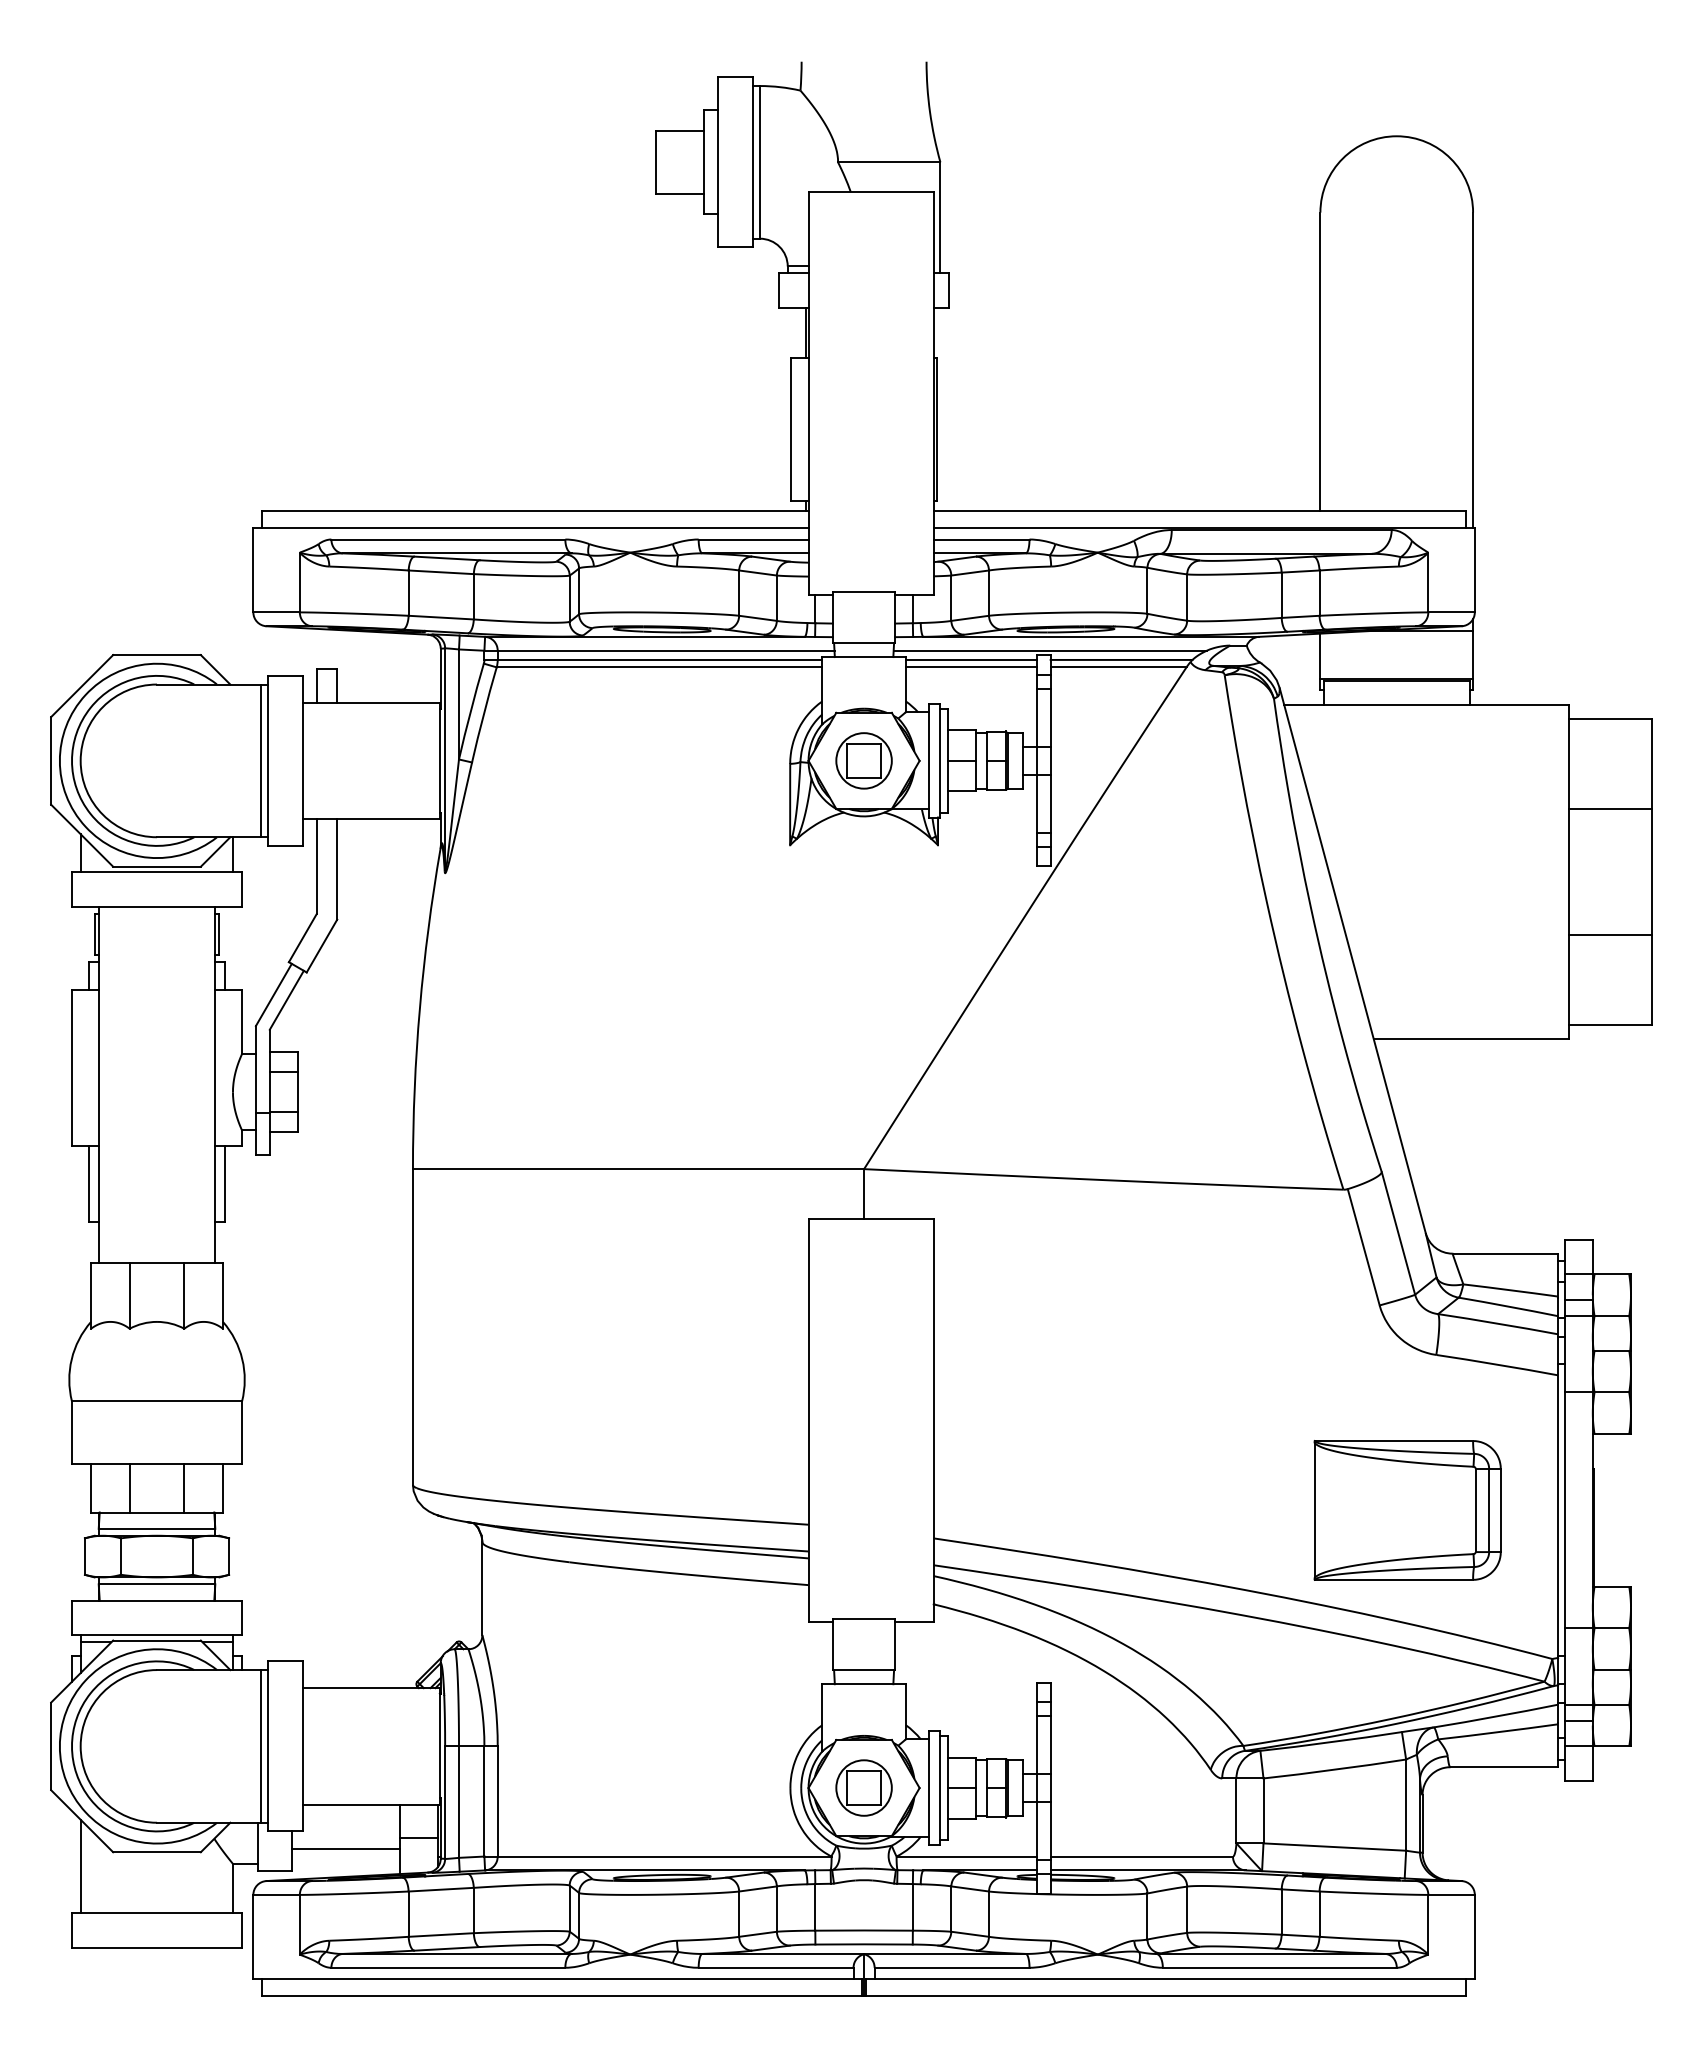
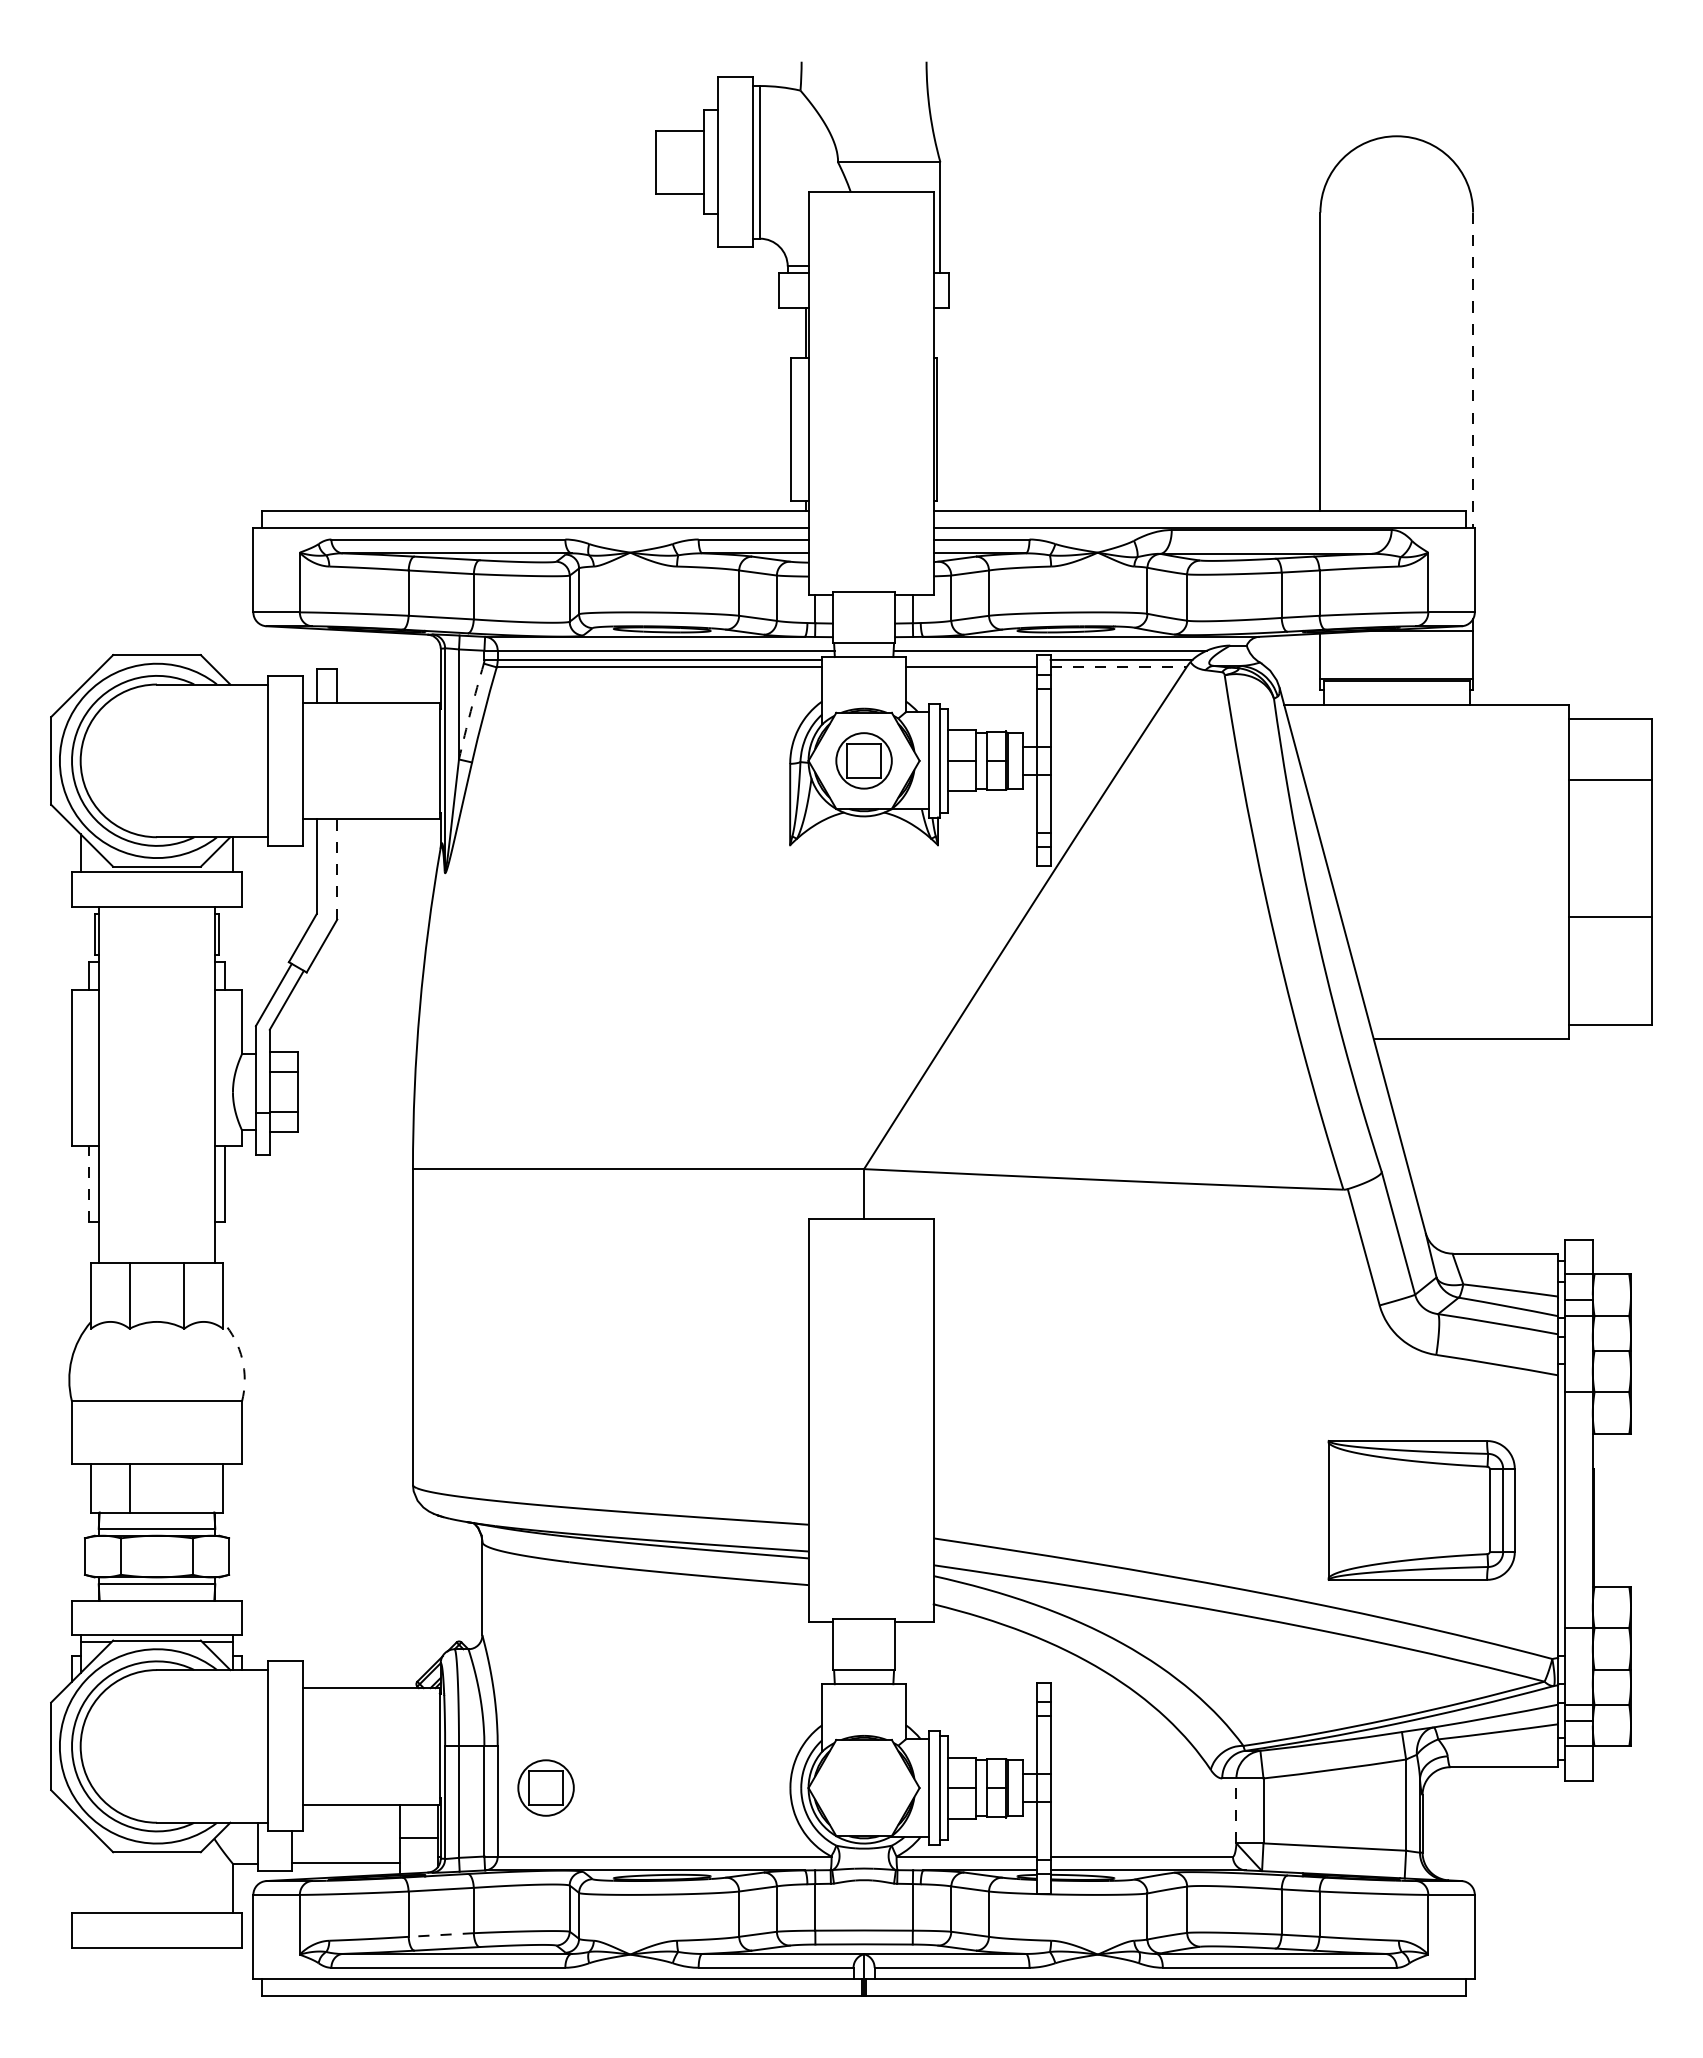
line: solid -> dashed (1473, 370)
line: present -> none (970, 659)
line: solid -> dashed (1118, 667)
arc: solid -> dashed (470, 711)
line: present -> none (261, 760)
line position: (1609, 808) -> (1609, 779) (1609, 779)
line: solid -> dashed (337, 868)
line position: (1609, 935) -> (1609, 917) (1609, 917)
line: solid -> dashed (89, 1183)
arc: solid -> dashed (242, 1359)
line: present -> none (184, 1487)
part position: (1407, 1510) -> (1421, 1510) (1421, 1510)
line: present -> none (261, 1746)
part position: (863, 1787) -> (545, 1787) (545, 1787)
line: solid -> dashed (1236, 1810)
line position: (345, 1848) -> (345, 1862) (345, 1862)
line: present -> none (80, 1865)
line: solid -> dashed (441, 1935)
